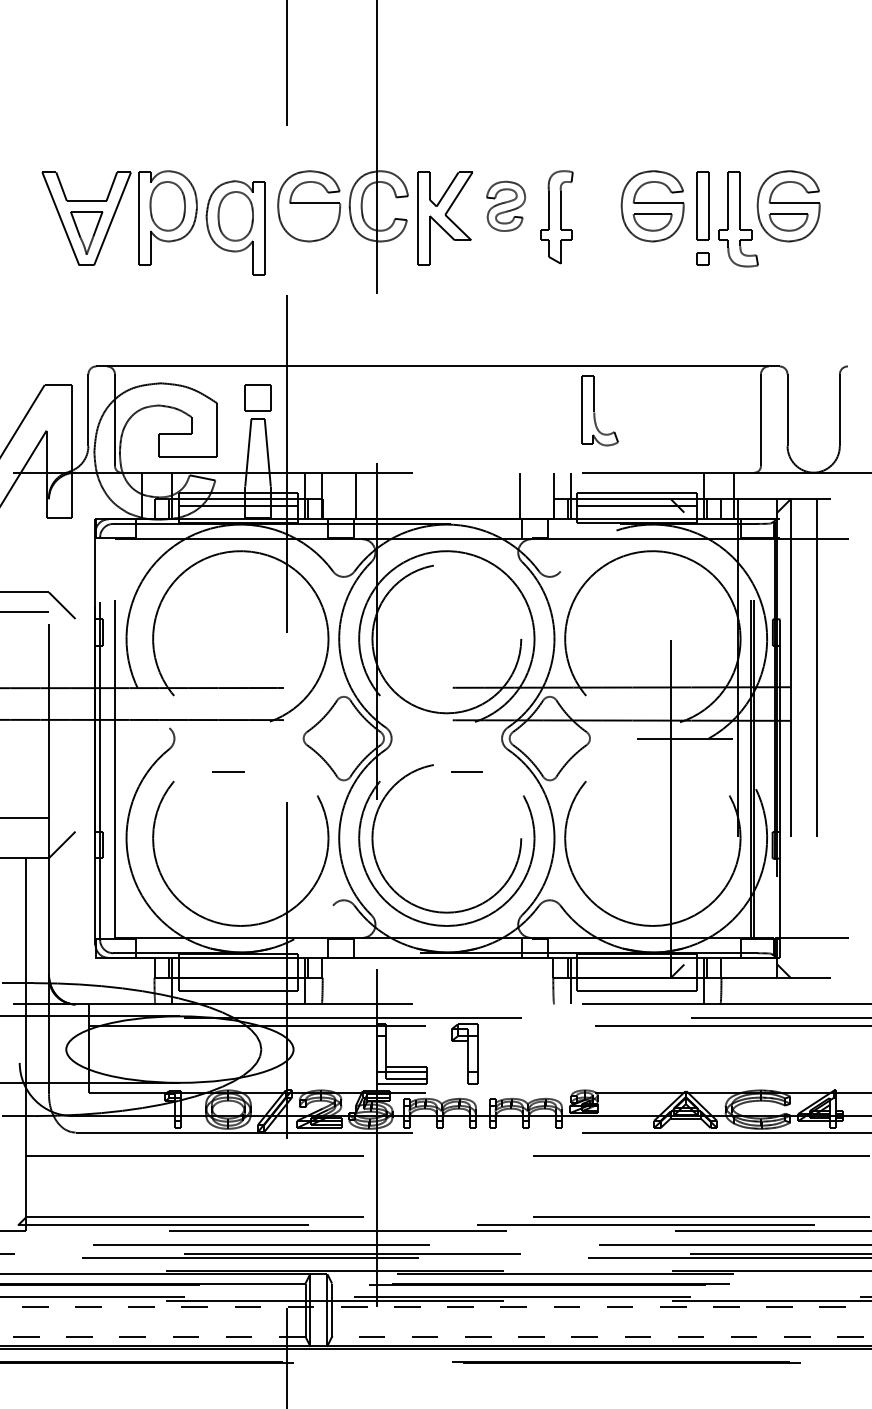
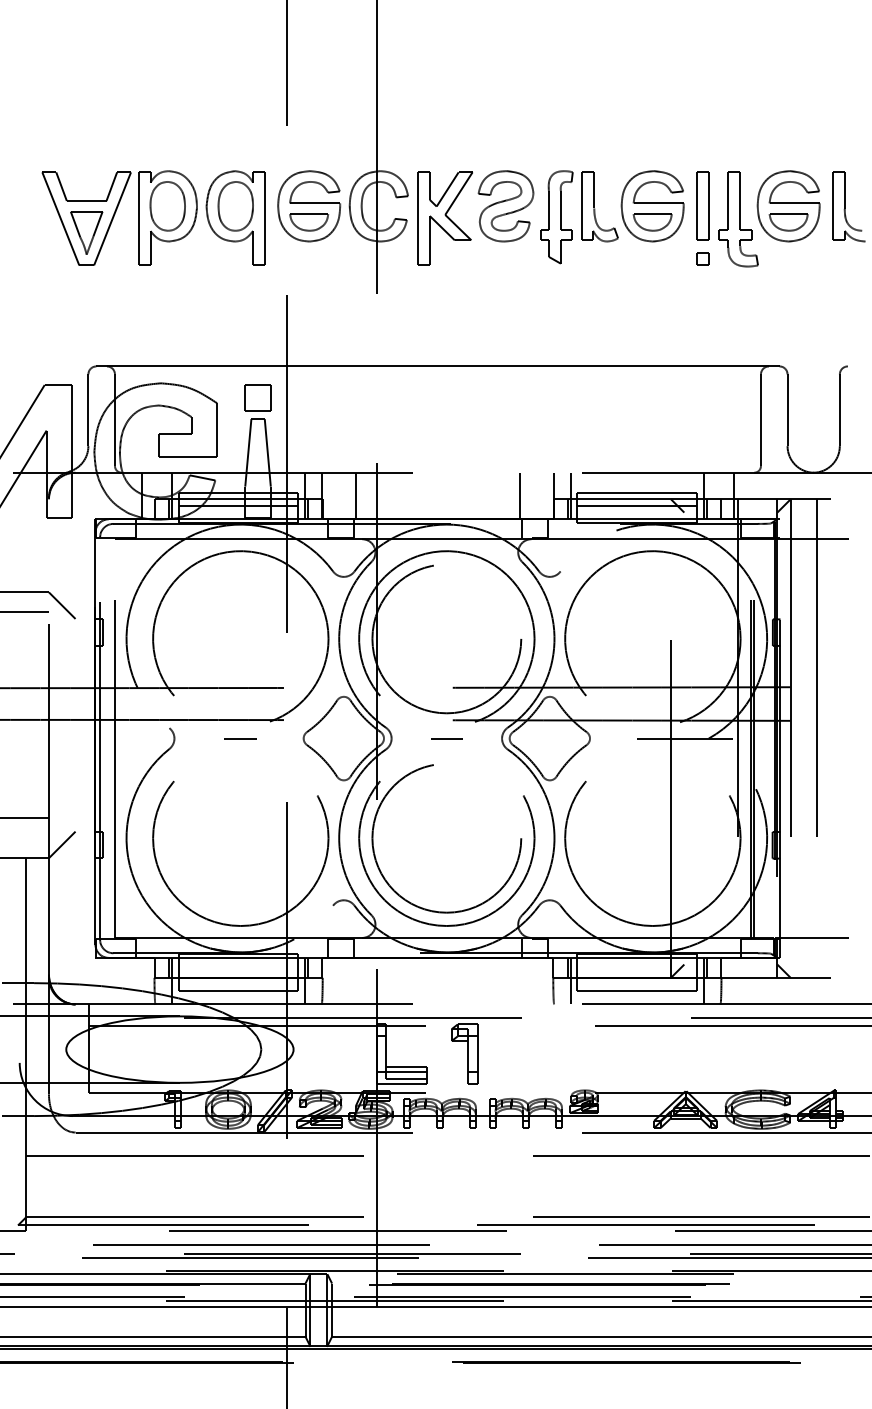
part size: 41x52 px -> 58x73 px (505, 206)
part: none -> present (848, 206)
part: none -> present (309, 222)
part position: (235, 227) -> (235, 217) (235, 217)
part position: (599, 410) -> (599, 206) (599, 206)
line position: (228, 771) -> (240, 738) (240, 738)
line position: (466, 771) -> (446, 738) (446, 738)
line: dashed -> solid (436, 1306)
line: dashed -> solid (152, 1336)
line: dashed -> solid (602, 1336)
